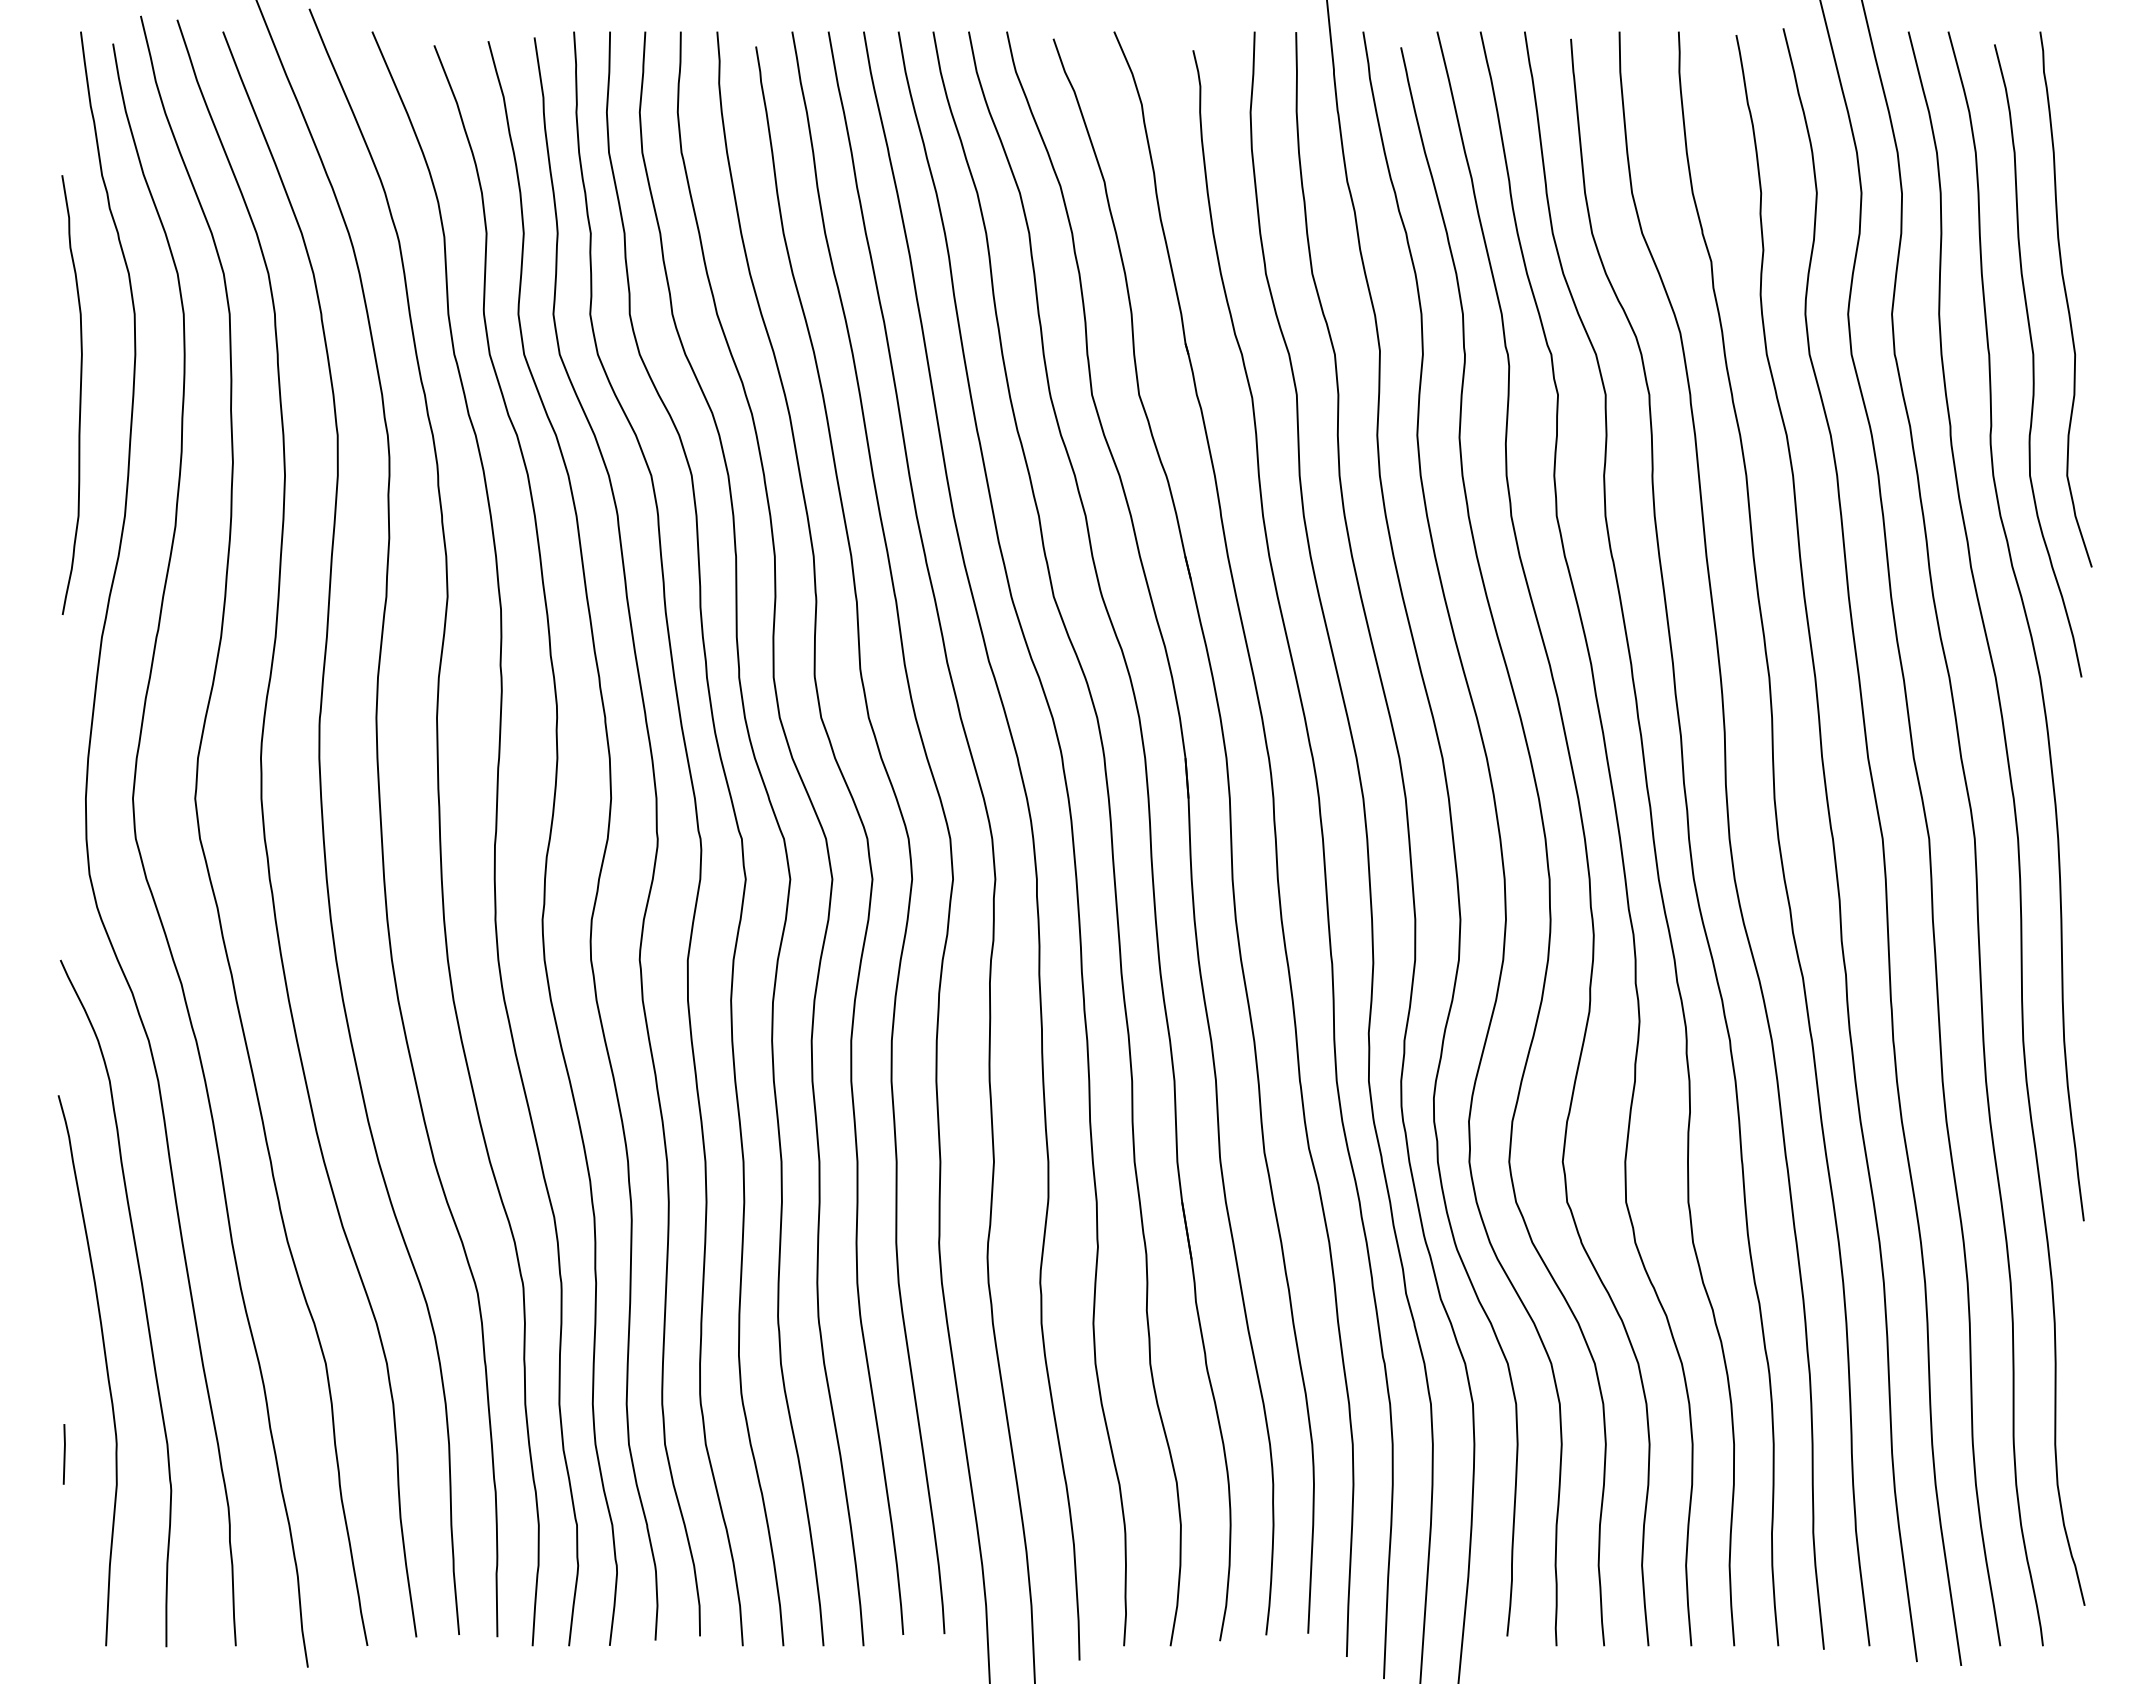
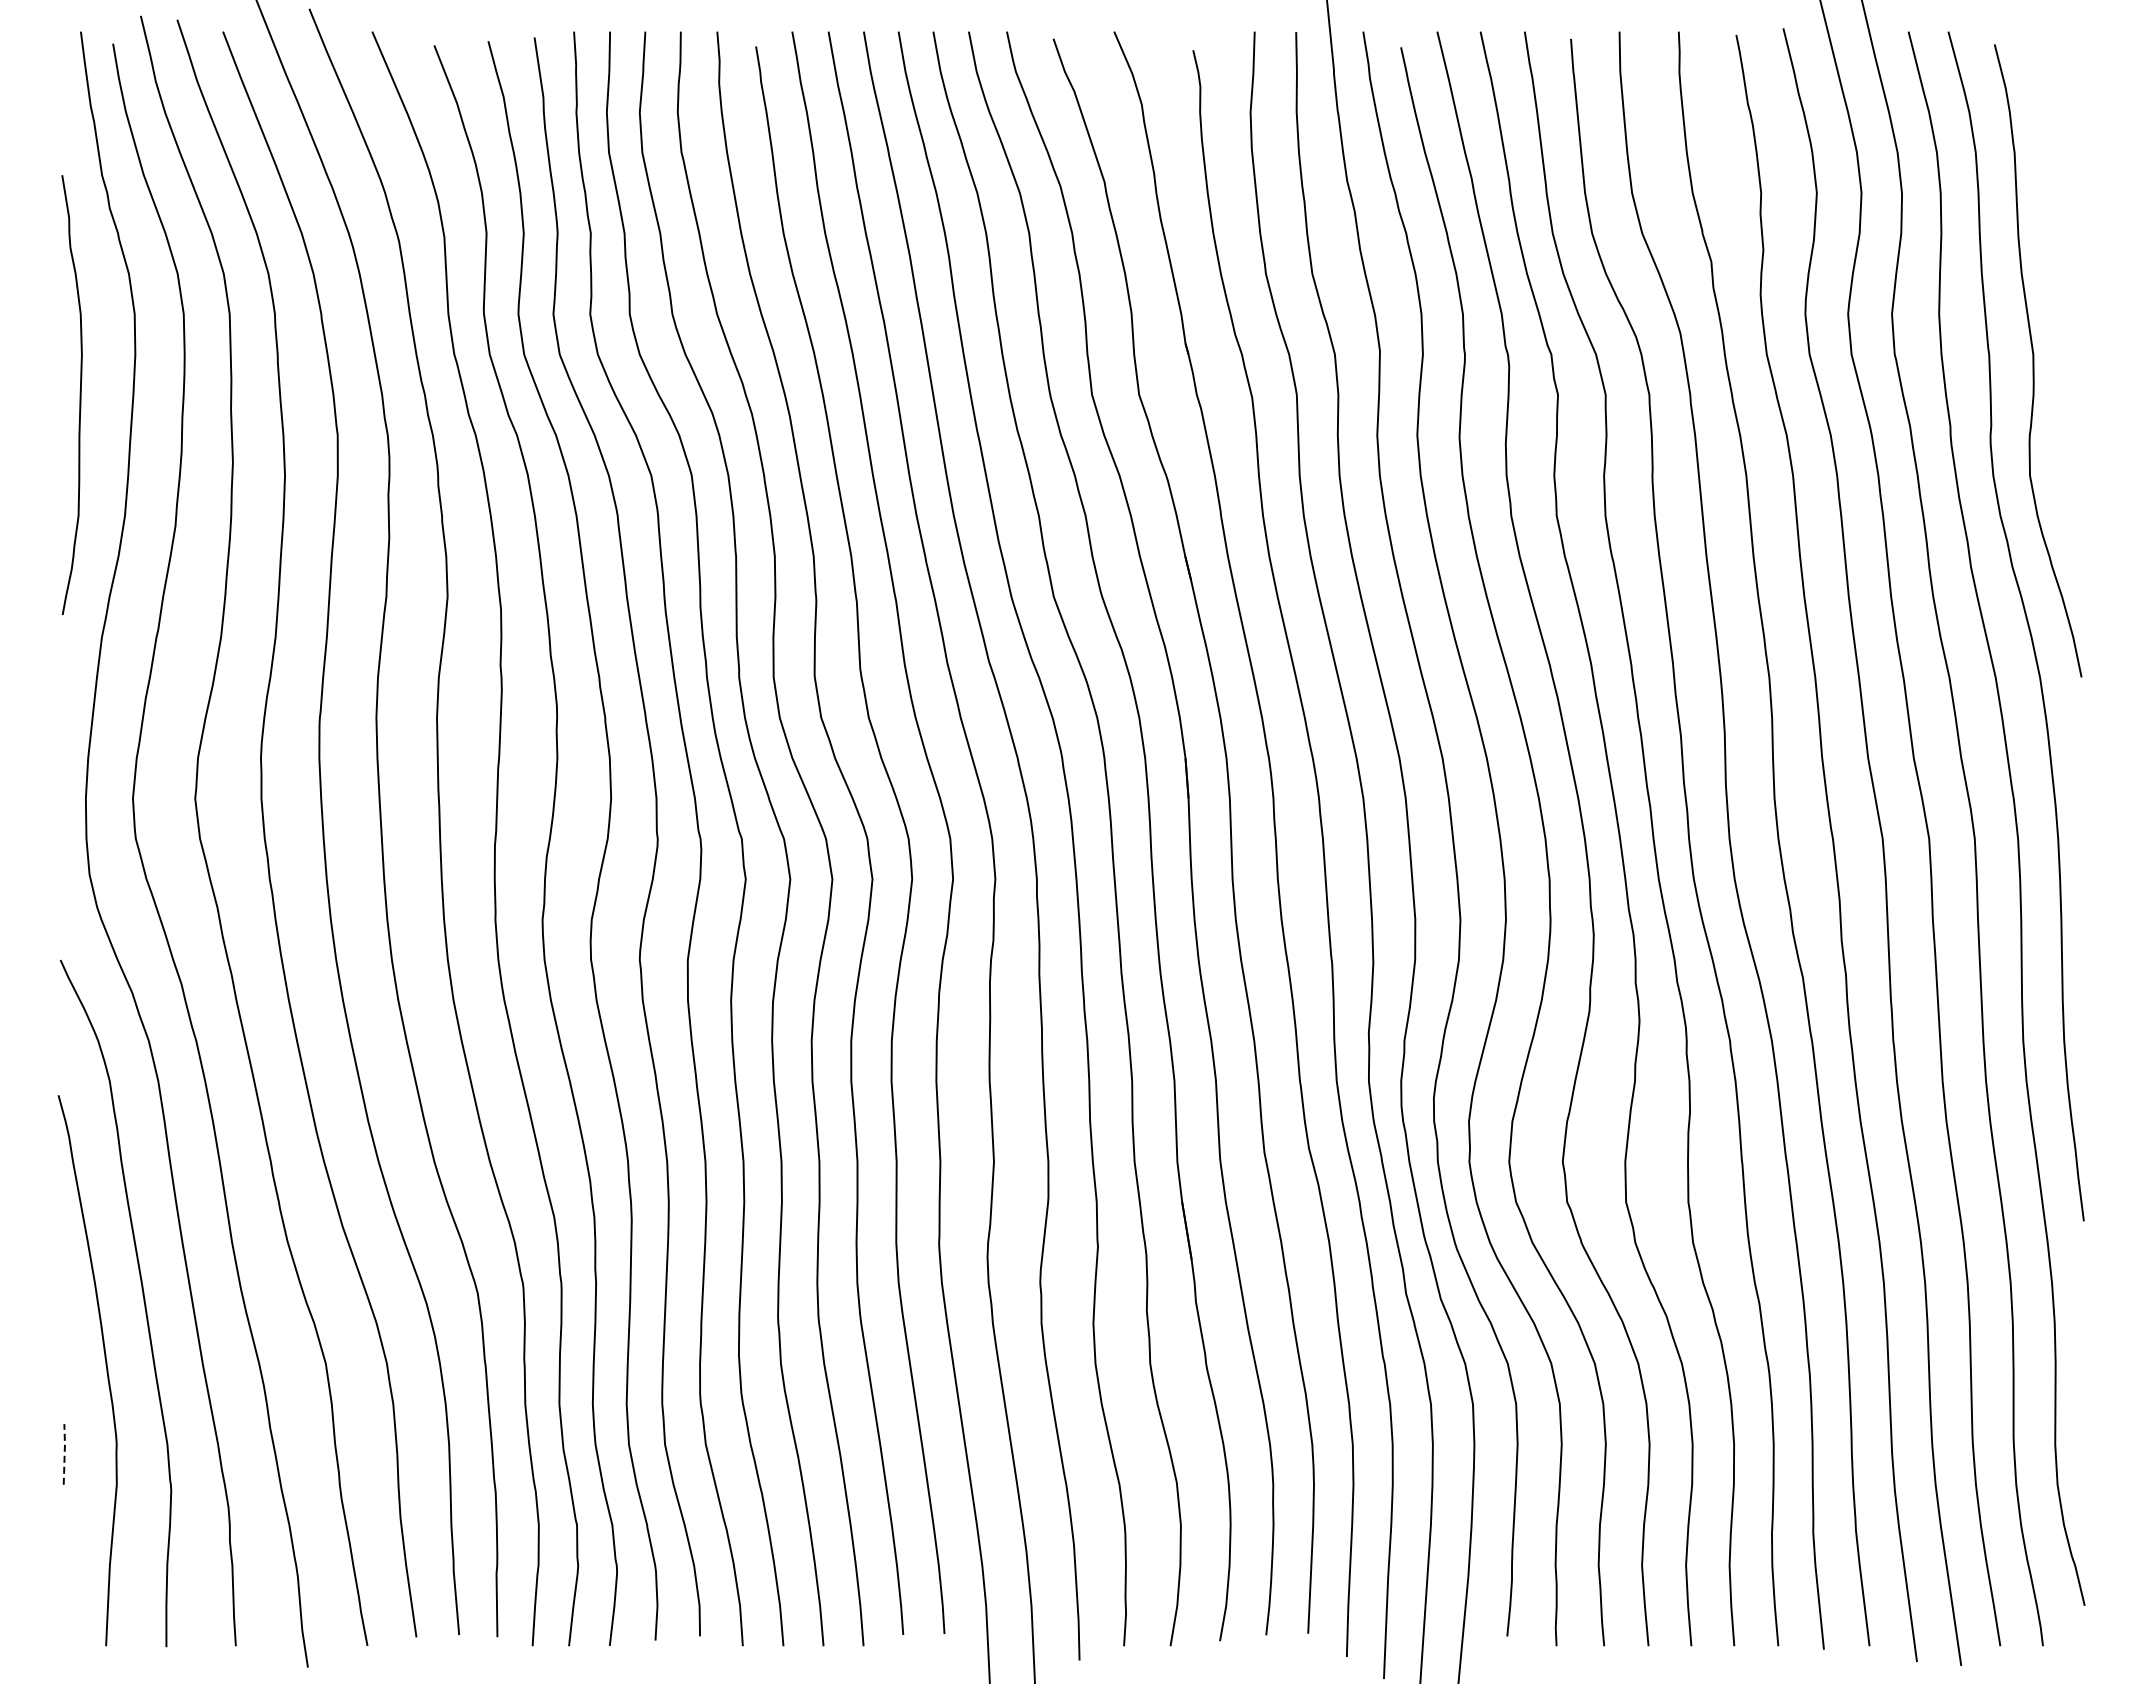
curve: present -> none (2065, 299)
line: solid -> dashed (64, 1453)
